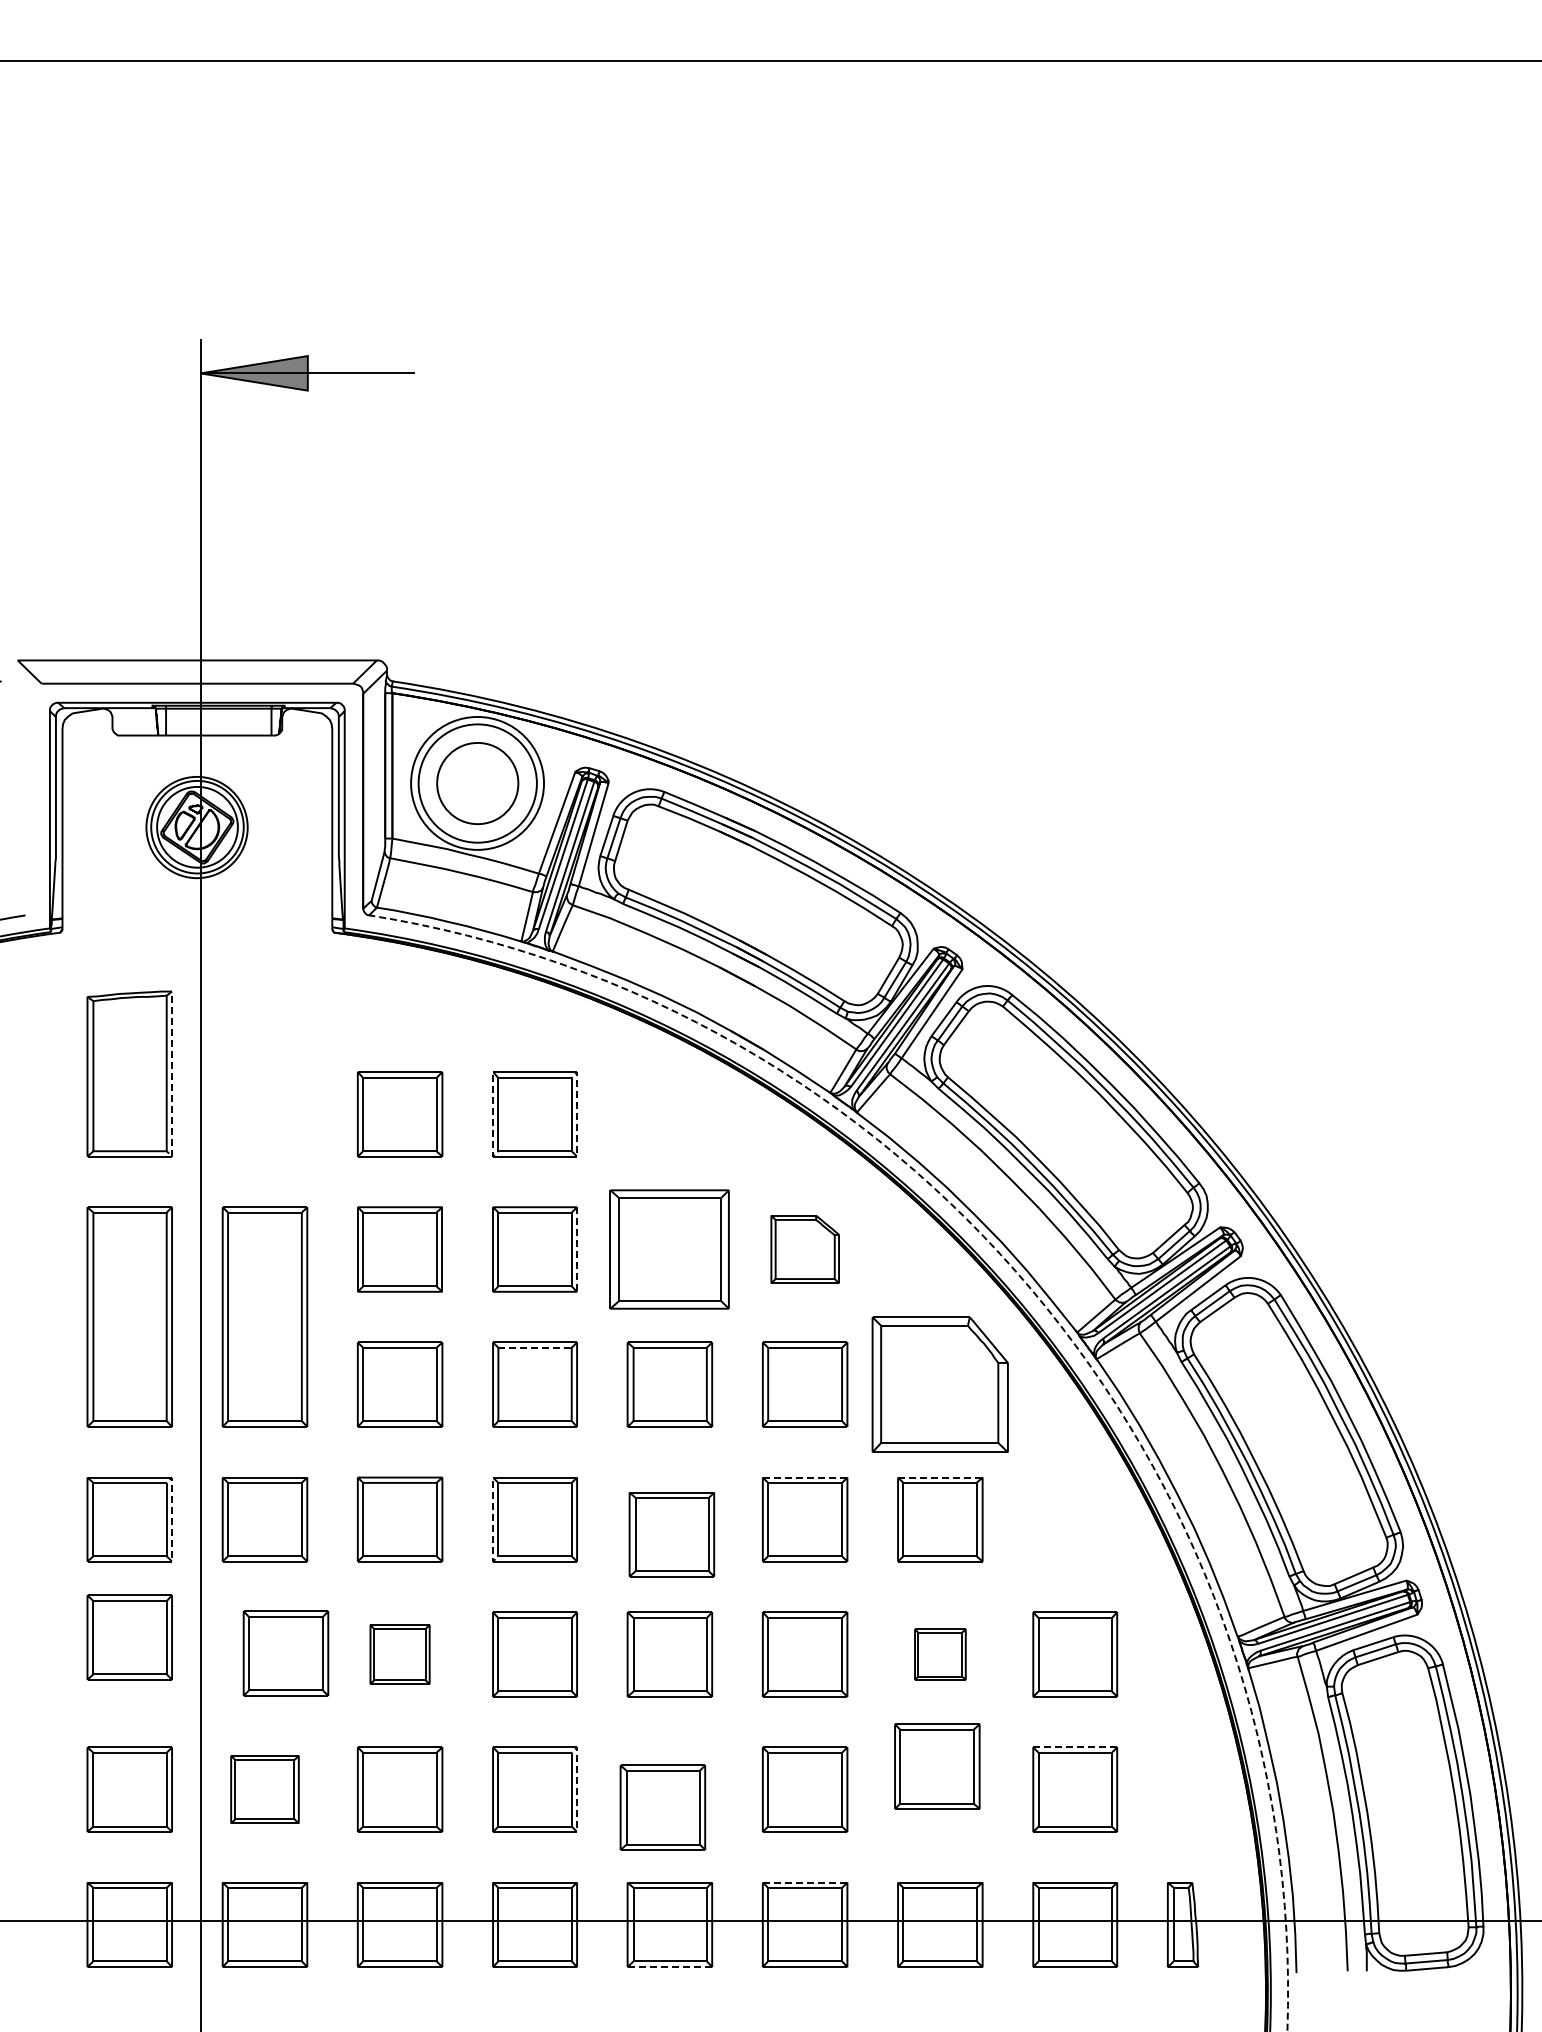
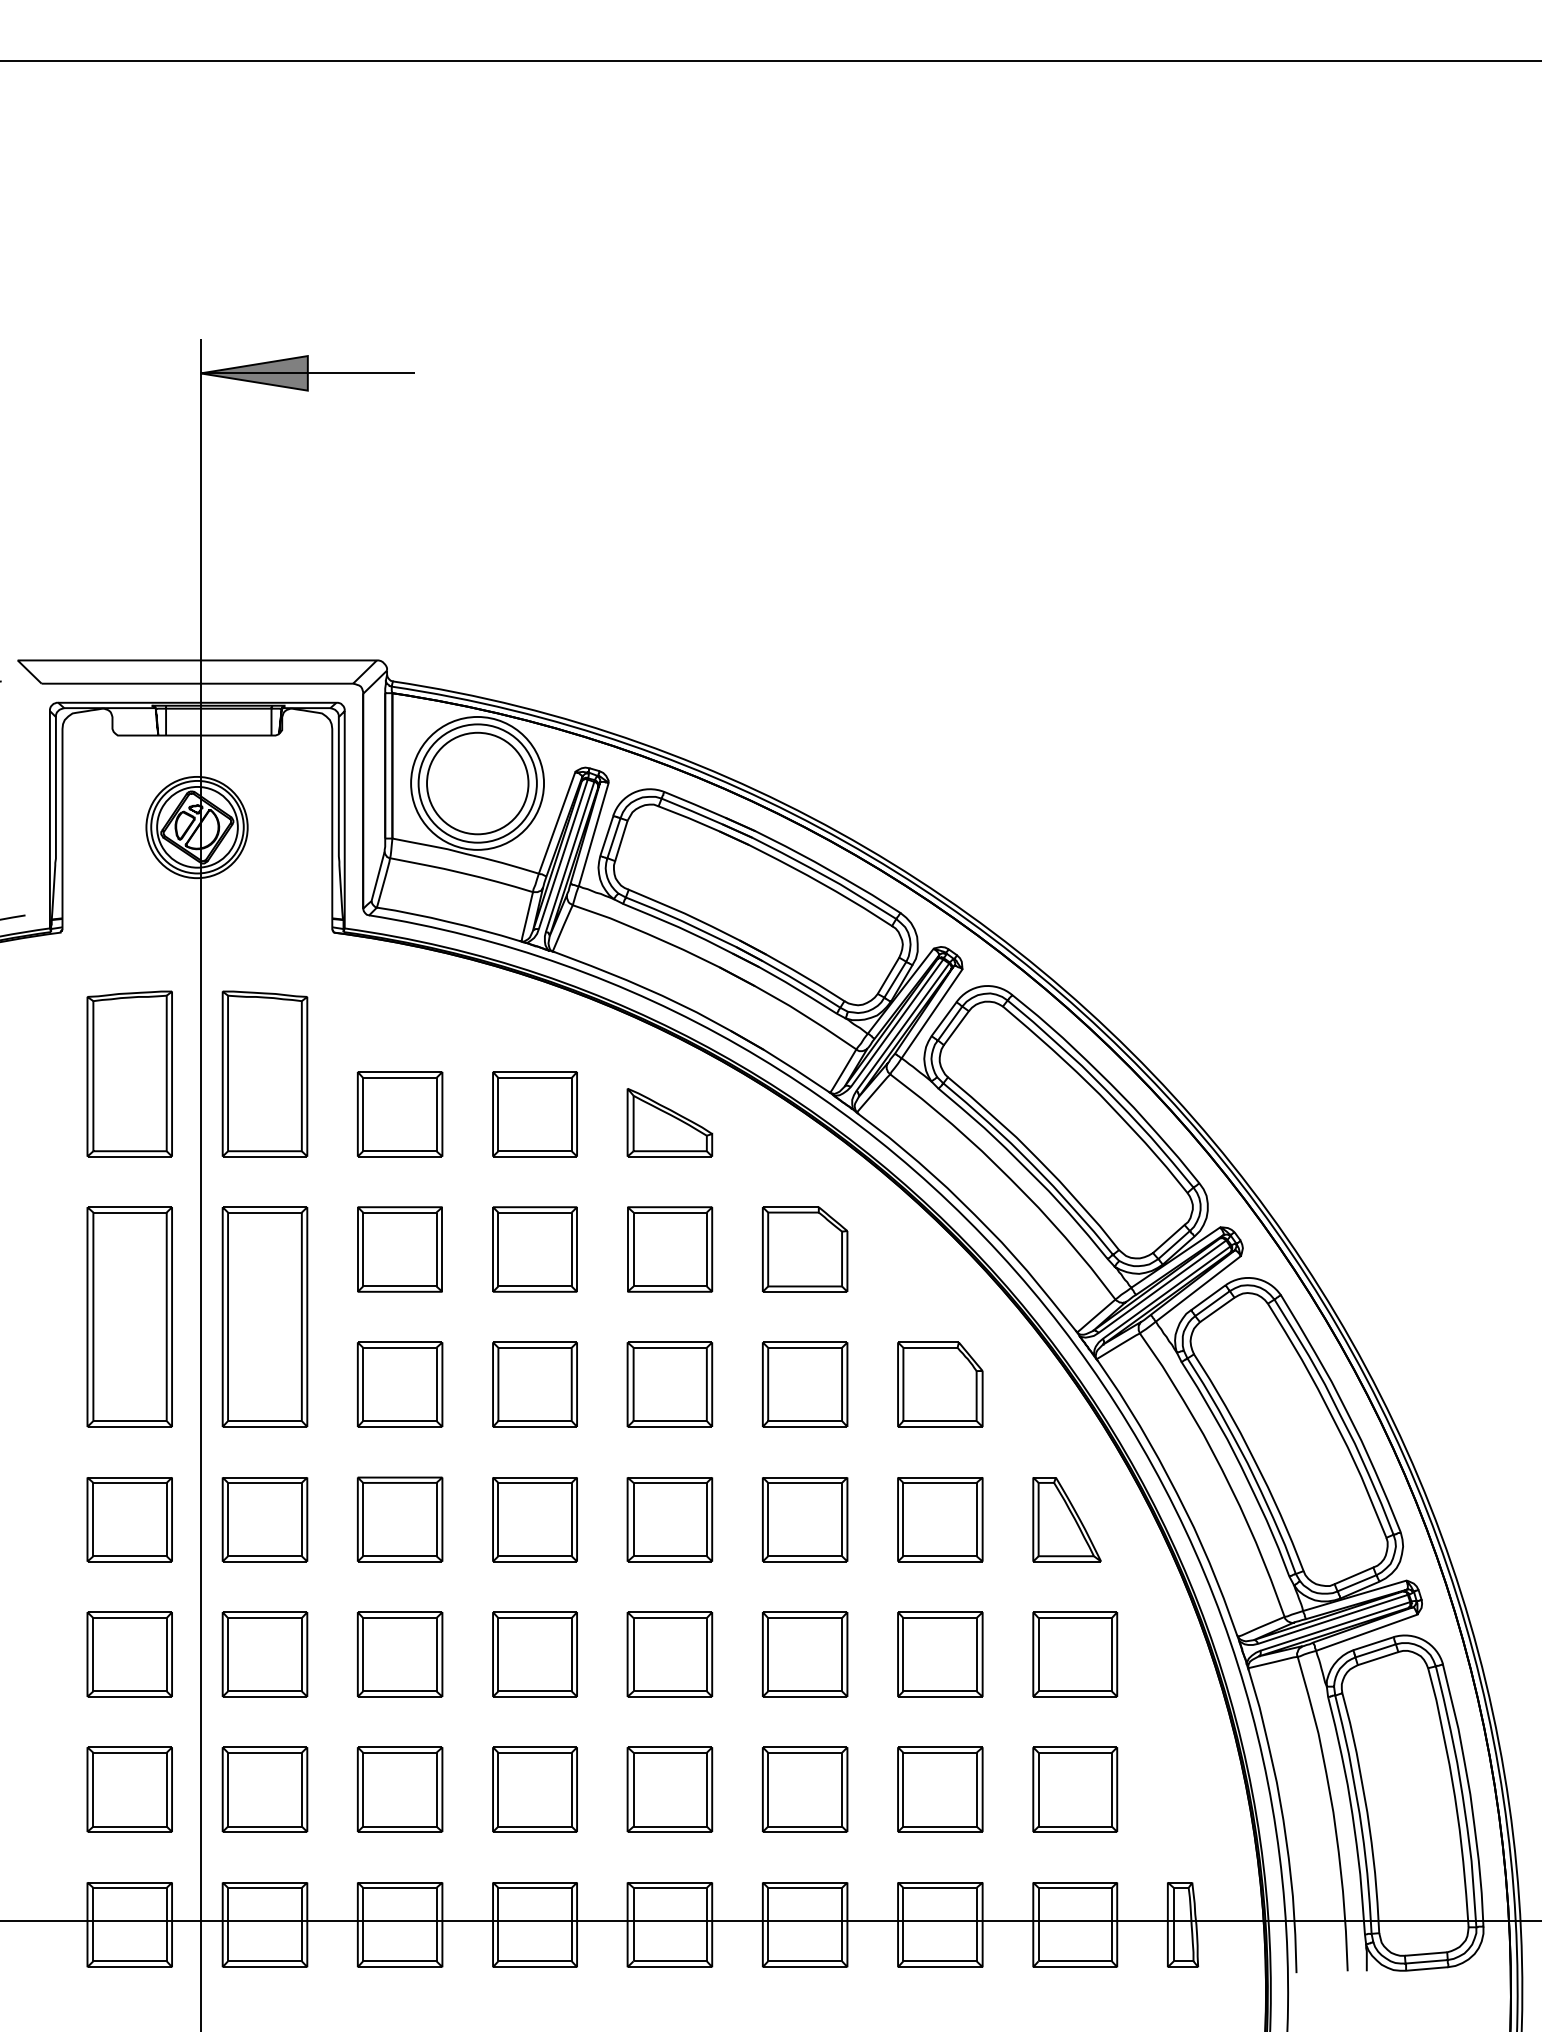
circle diameter: 81 px -> 101 px (477, 783)
part: none -> present (264, 1073)
line: dashed -> solid (172, 1075)
line: dashed -> solid (493, 1113)
line: dashed -> solid (577, 1113)
part: none -> present (669, 1122)
part size: 121x121 px -> 87x87 px (670, 1249)
part size: 70x69 px -> 87x87 px (805, 1249)
line: dashed -> solid (577, 1250)
arc: dashed -> solid (1040, 1300)
line: dashed -> solid (535, 1347)
part size: 138x137 px -> 87x87 px (940, 1384)
line: dashed -> solid (805, 1477)
line: dashed -> solid (940, 1477)
line: dashed -> solid (172, 1519)
part: none -> present (1066, 1519)
line: dashed -> solid (493, 1520)
part position: (671, 1534) -> (669, 1519) (669, 1519)
part position: (129, 1637) -> (129, 1654) (129, 1654)
part position: (285, 1653) -> (264, 1654) (264, 1654)
part size: 62x61 px -> 88x87 px (399, 1654)
part size: 53x53 px -> 87x87 px (940, 1654)
line: dashed -> solid (1075, 1747)
part position: (937, 1766) -> (940, 1789) (940, 1789)
part size: 70x69 px -> 88x87 px (264, 1789)
line: dashed -> solid (577, 1789)
part position: (662, 1807) -> (669, 1789) (669, 1789)
line: dashed -> solid (805, 1882)
line: dashed -> solid (669, 1967)
